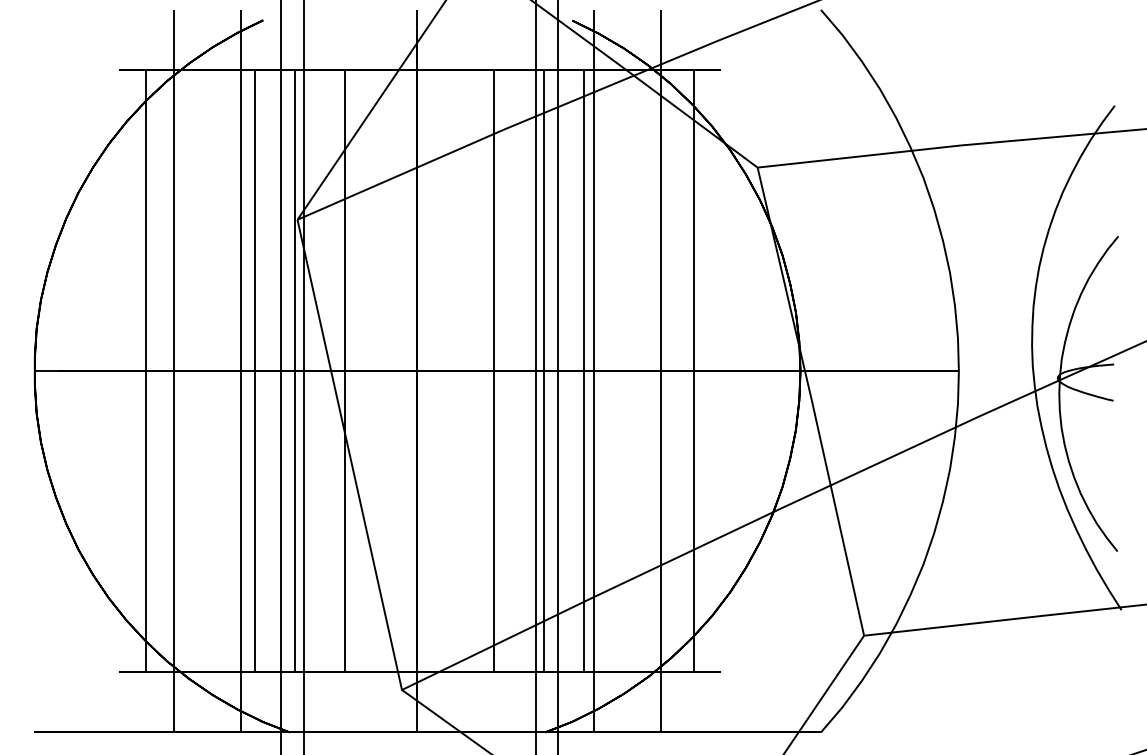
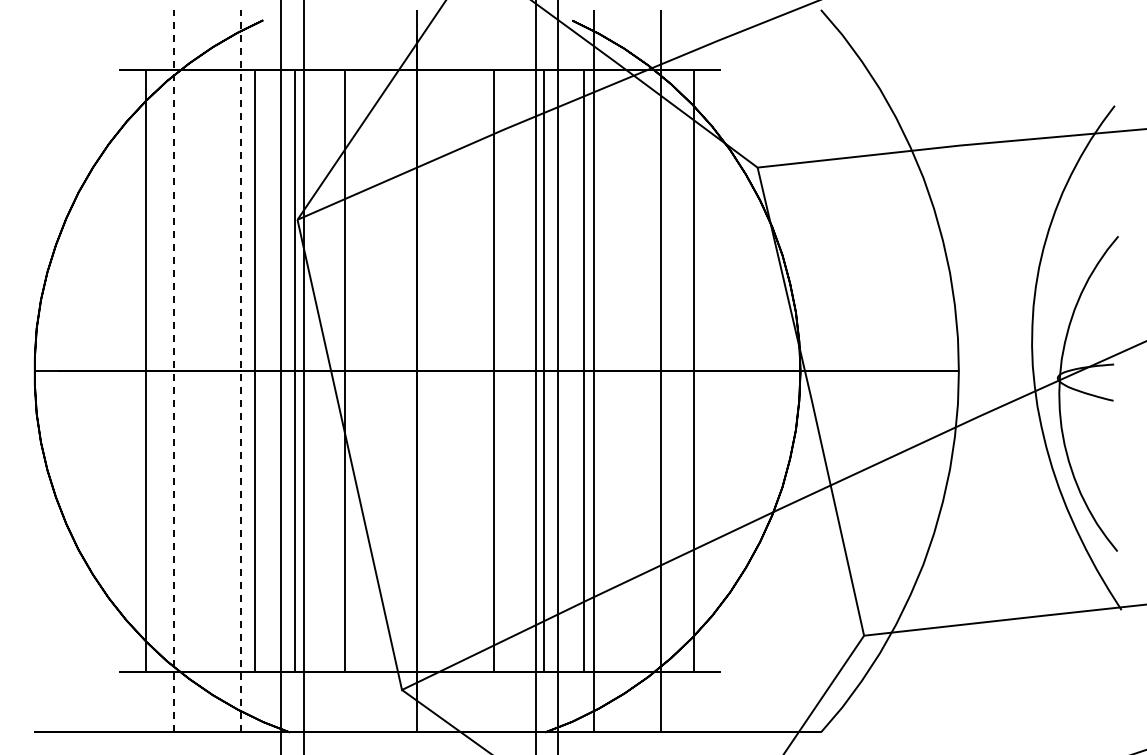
line: solid -> dashed (173, 370)
line: solid -> dashed (240, 370)
